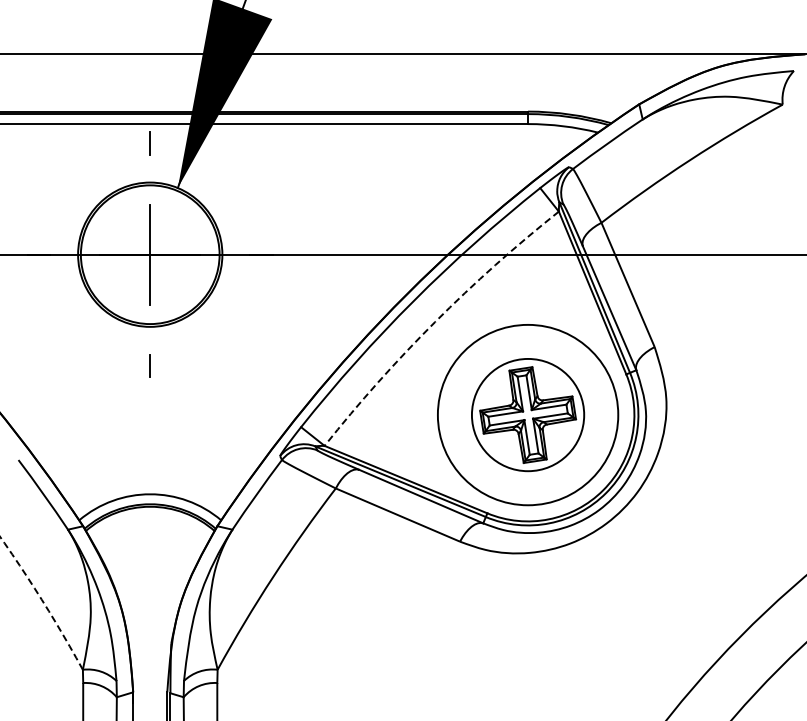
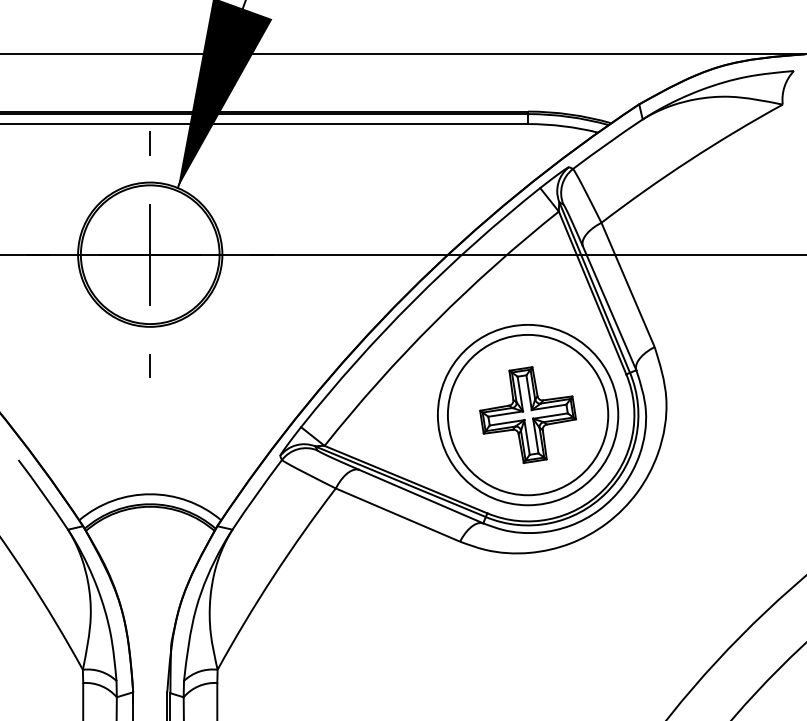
arc: dashed -> solid (435, 322)
circle diameter: 112 px -> 160 px (527, 414)
arc: dashed -> solid (42, 601)
